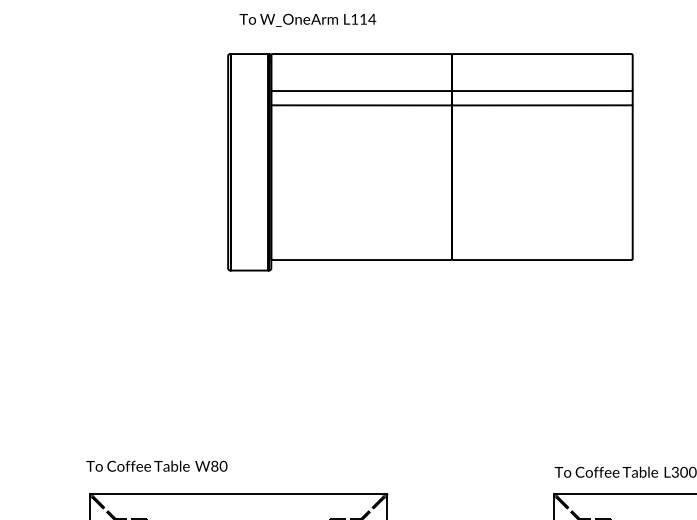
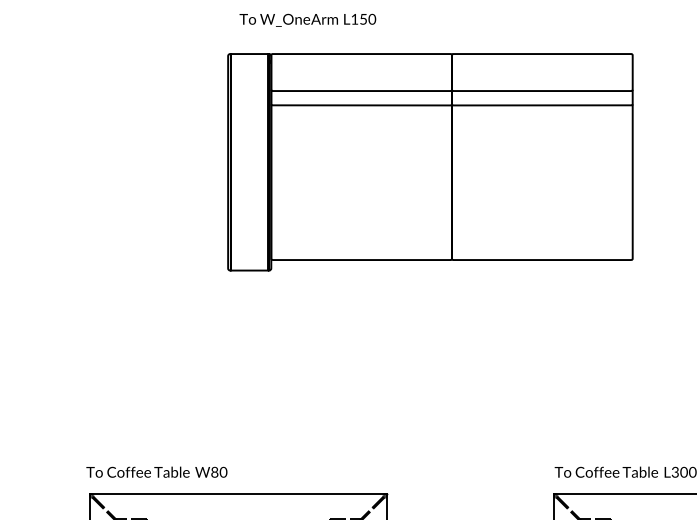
text: L114 -> L150 (368, 18)
text position: (156, 465) -> (156, 471) (156, 471)
